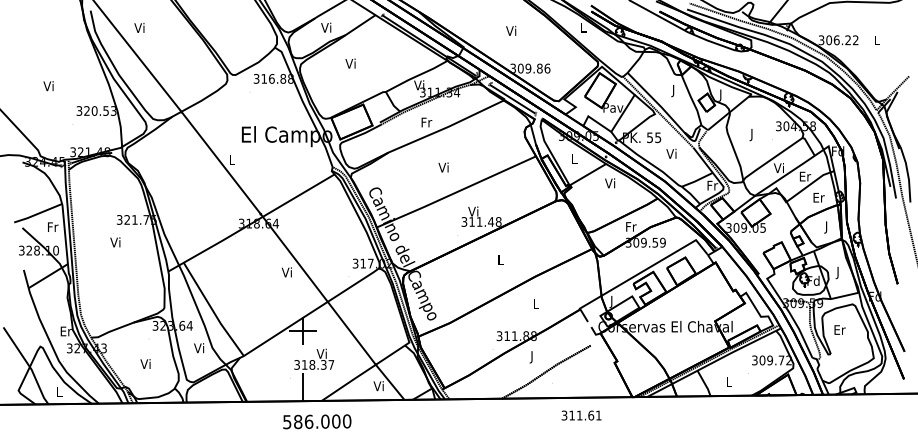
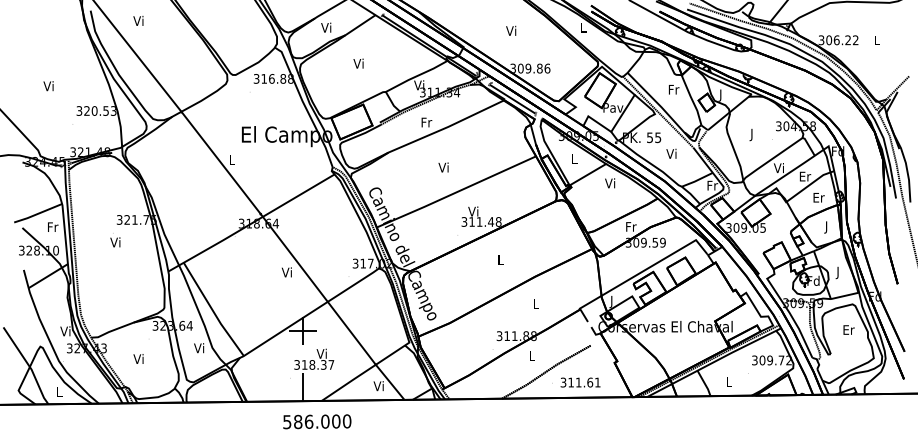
text position: (139, 27) -> (138, 20) (138, 20)
text position: (350, 63) -> (358, 63) (358, 63)
text: J -> Fr (673, 90)
text position: (839, 329) -> (848, 329) (848, 329)
text: Er -> Vi (65, 331)
text: J -> L (531, 357)
text position: (145, 363) -> (138, 358) (138, 358)
text position: (581, 415) -> (580, 382) (580, 382)
